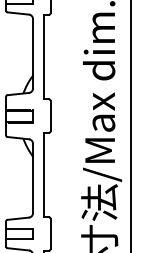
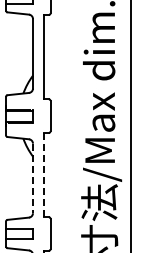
line: solid -> dashed (43, 174)
line: solid -> dashed (32, 178)
